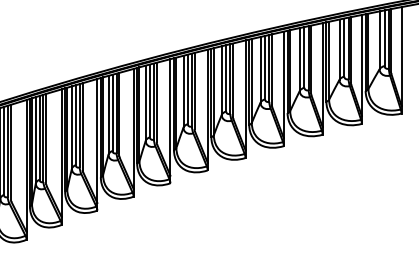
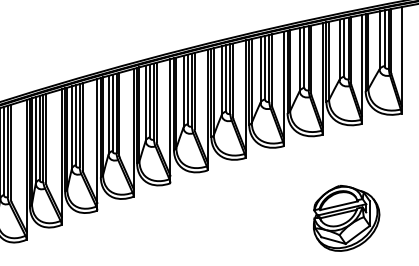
part: none -> present (346, 218)
